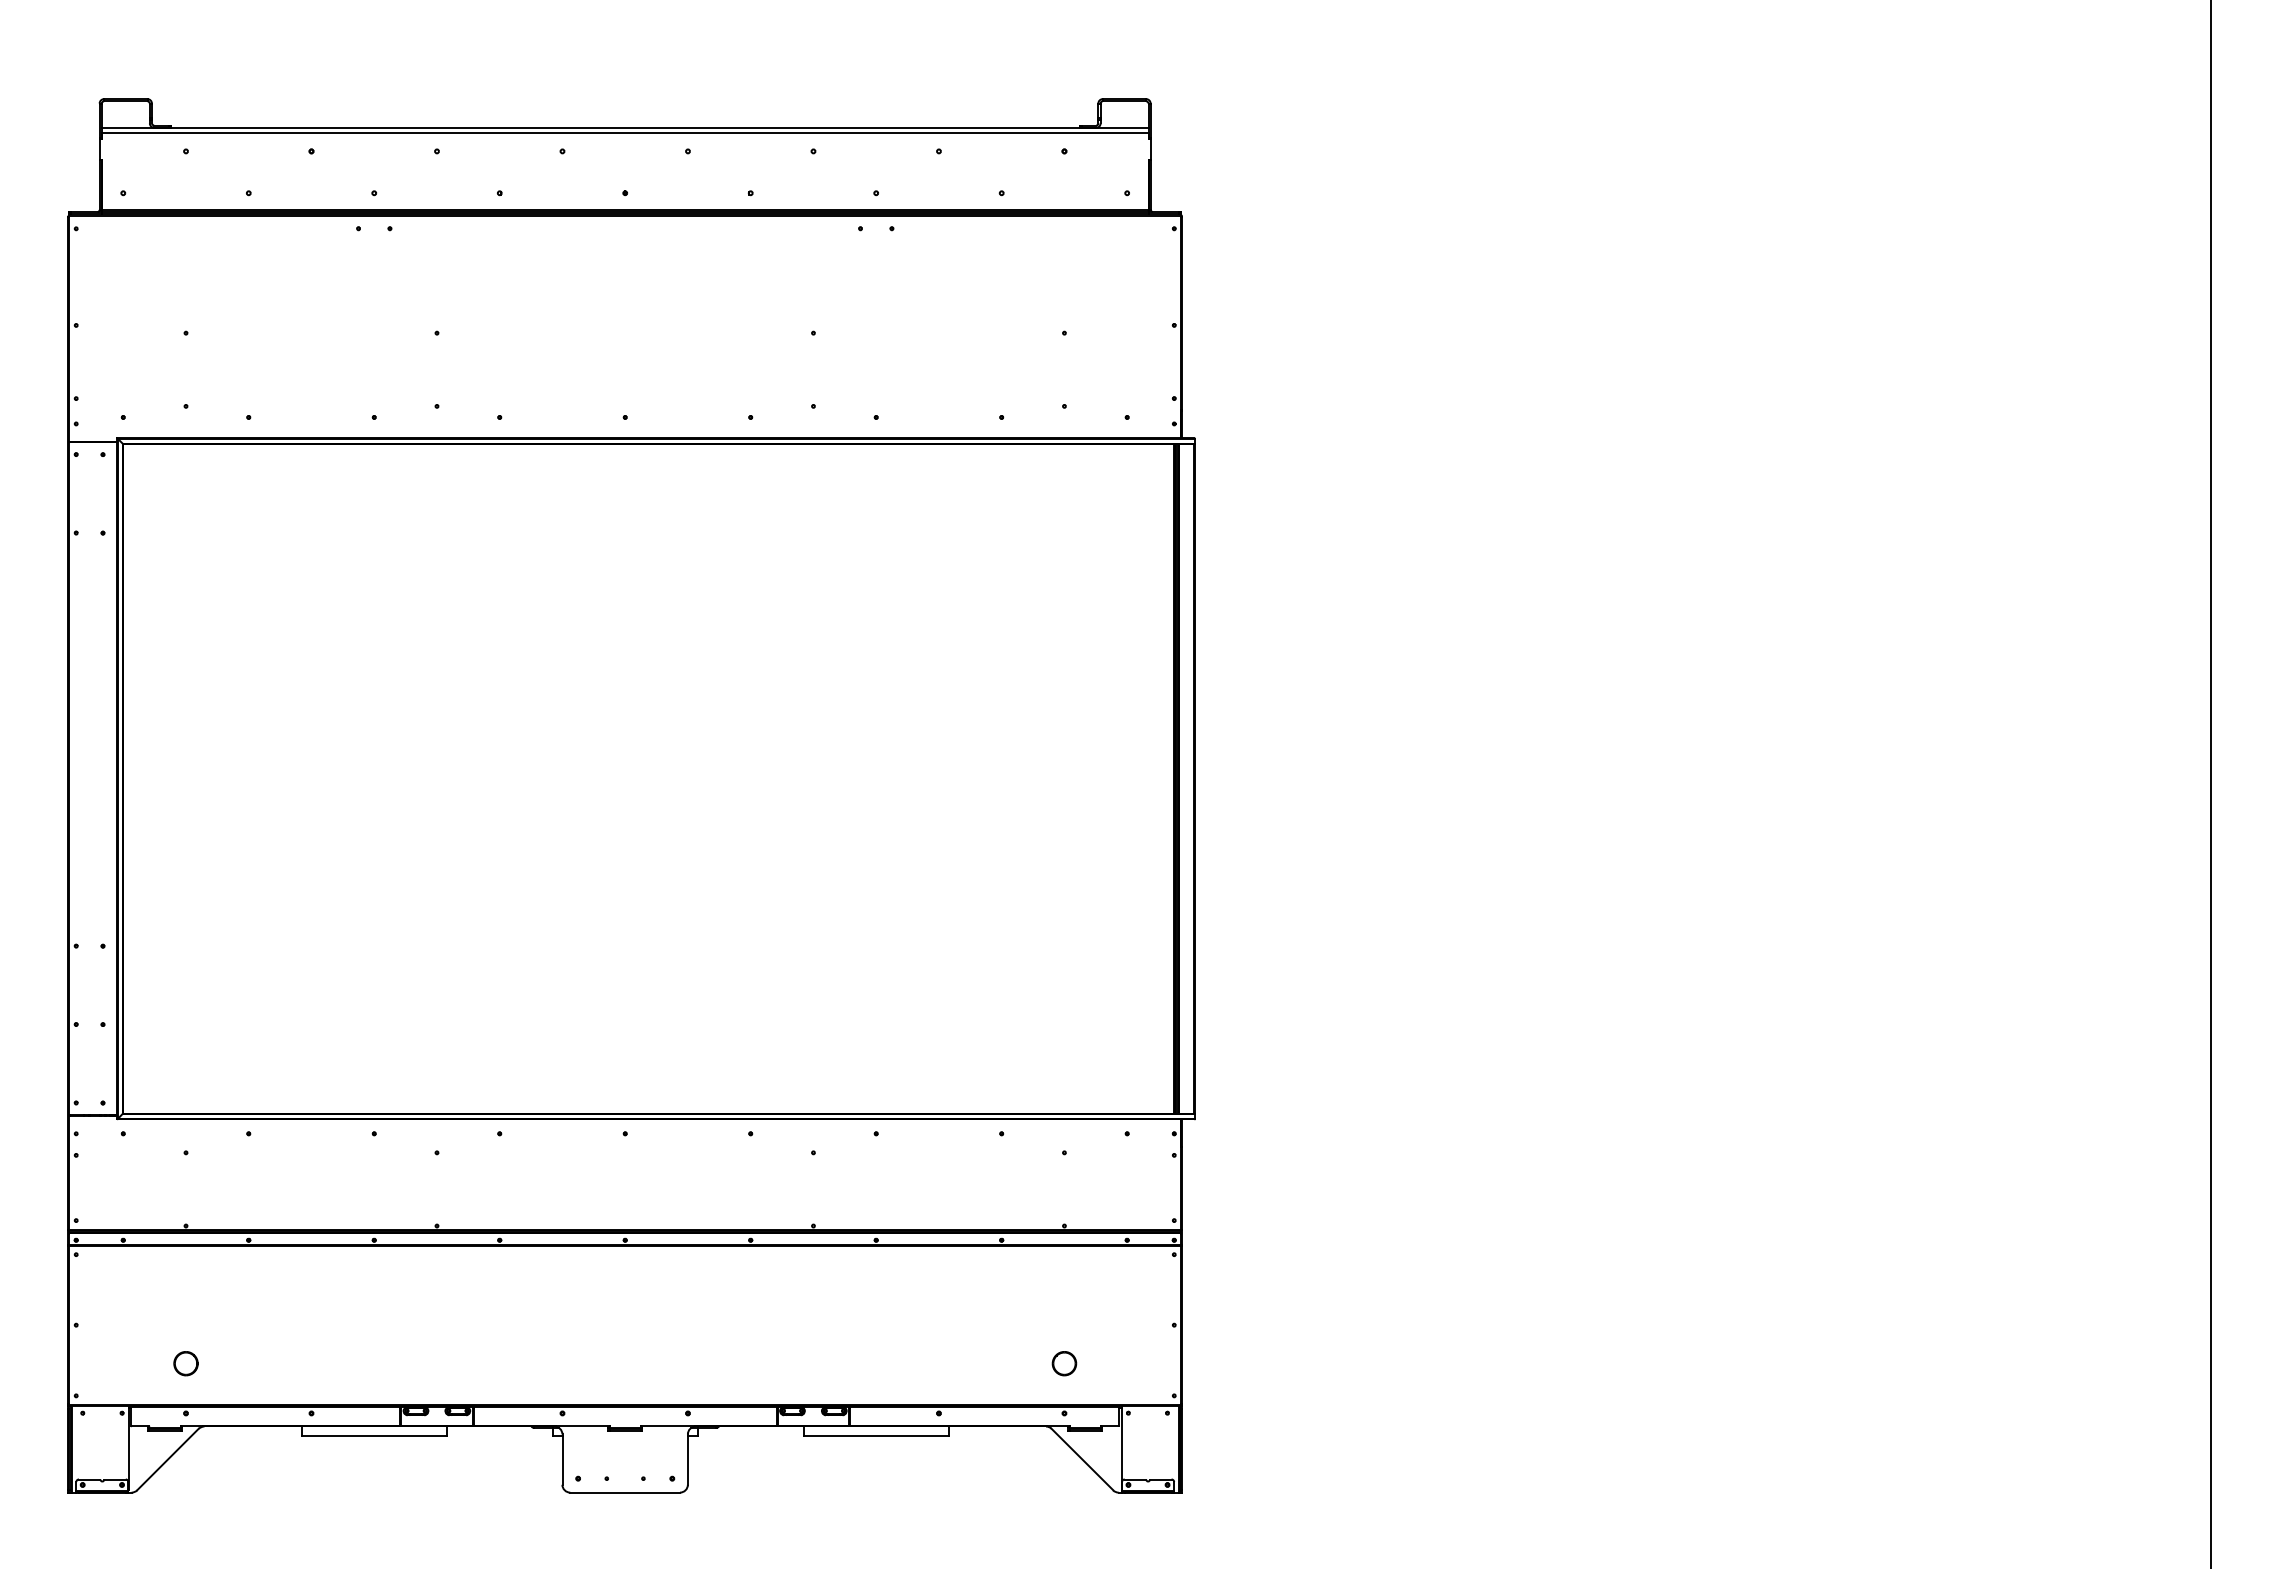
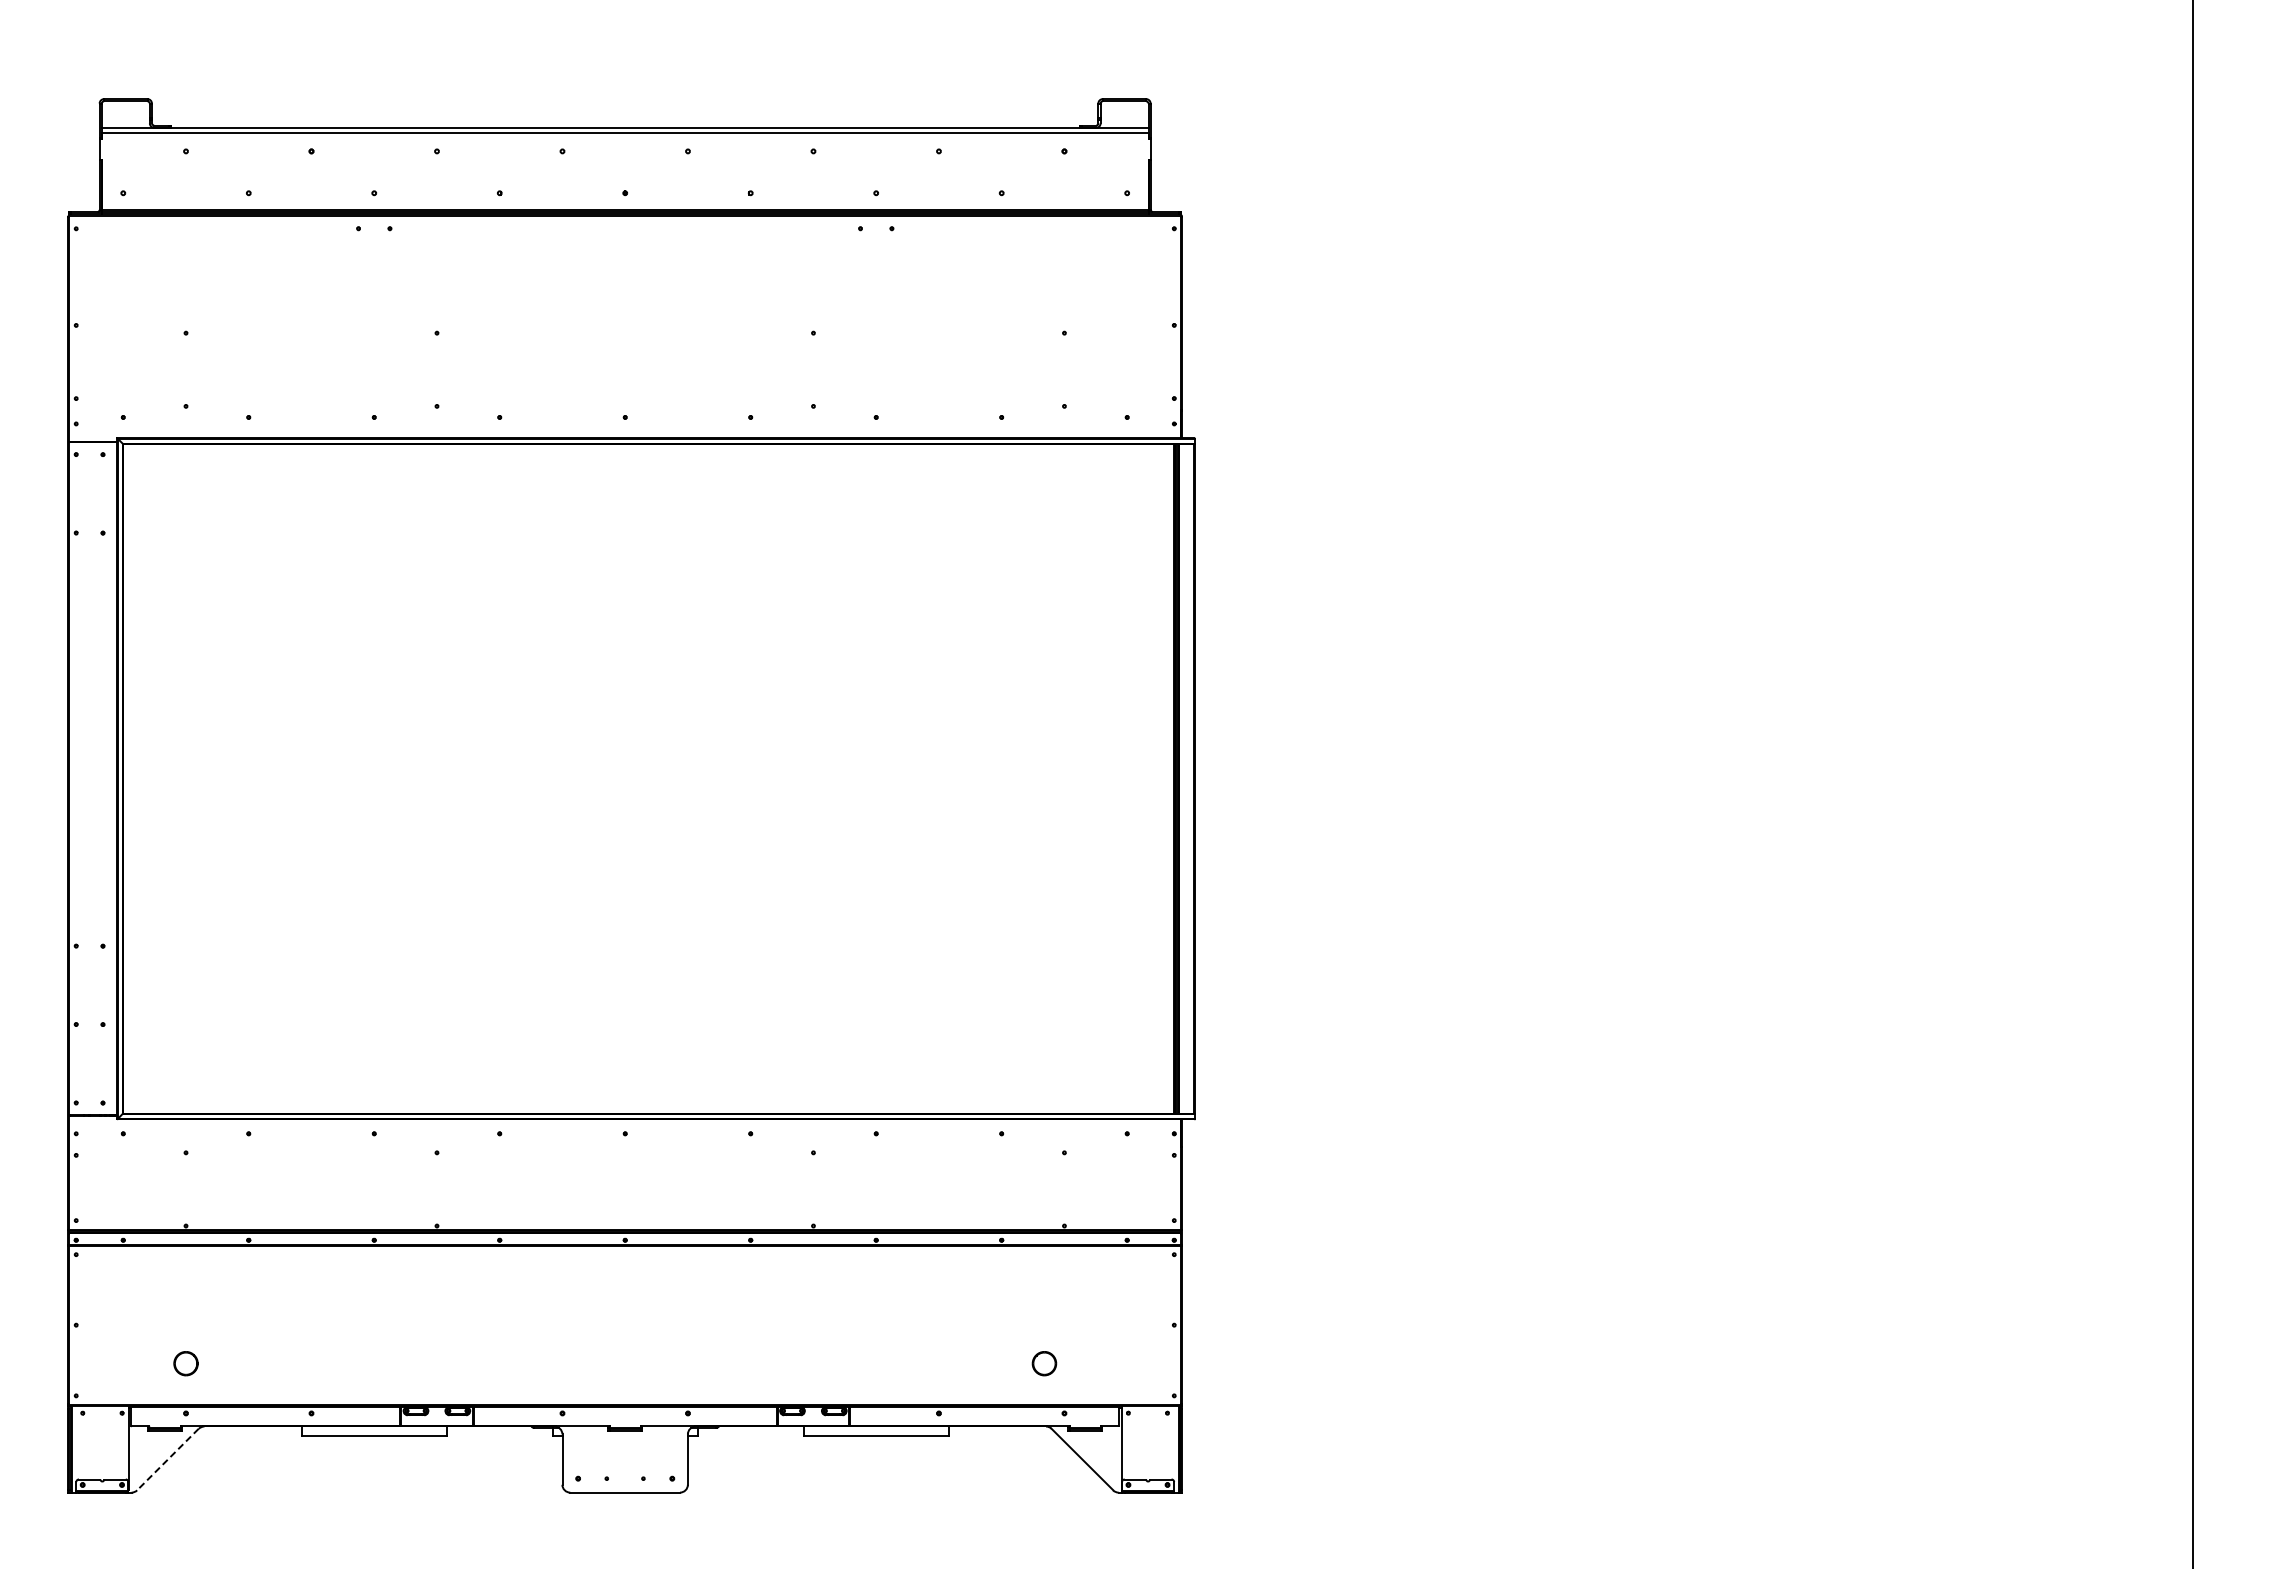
line position: (2210, 783) -> (2192, 783) (2192, 783)
part position: (1064, 1363) -> (1044, 1363) (1044, 1363)
line: solid -> dashed (167, 1459)
